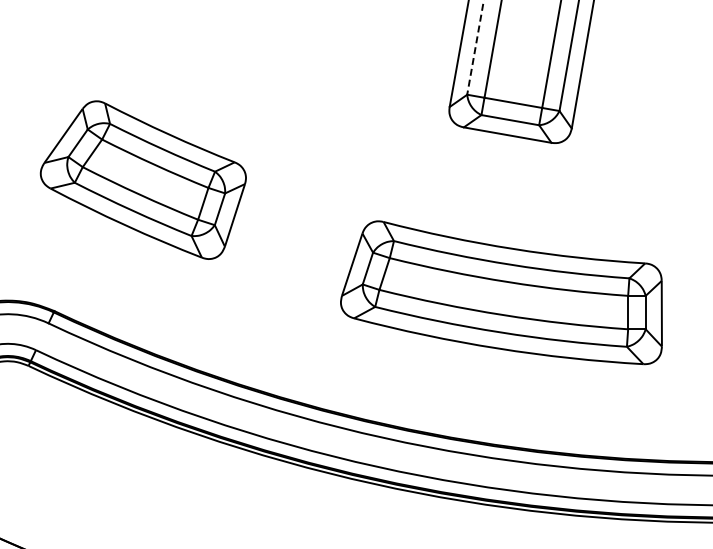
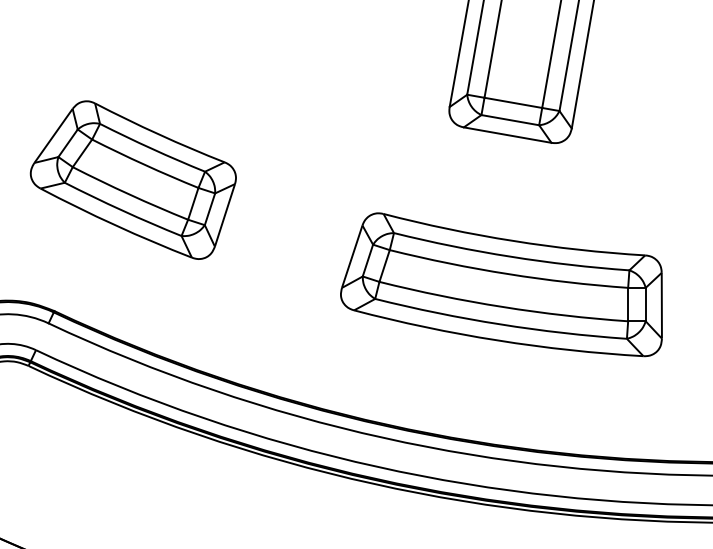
line: dashed -> solid (475, 47)
part position: (142, 179) -> (132, 179) (132, 179)
part position: (501, 292) -> (501, 284) (501, 284)
